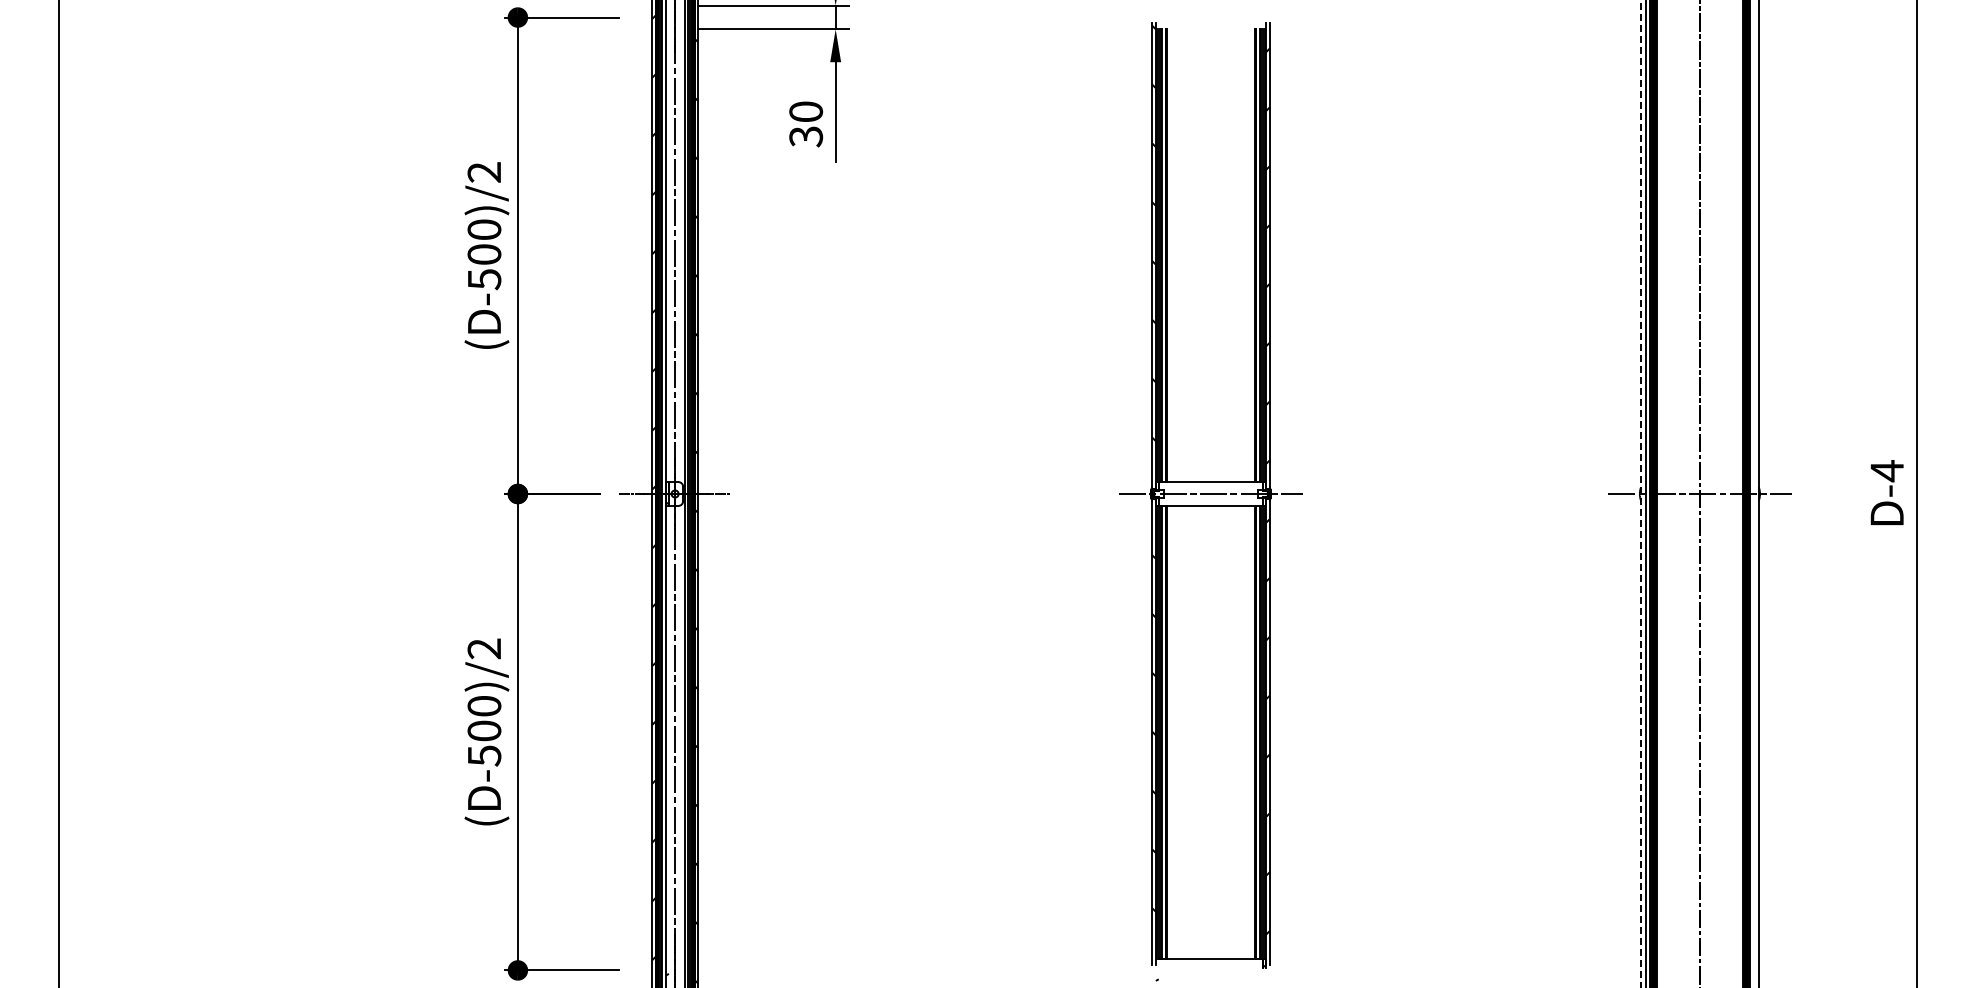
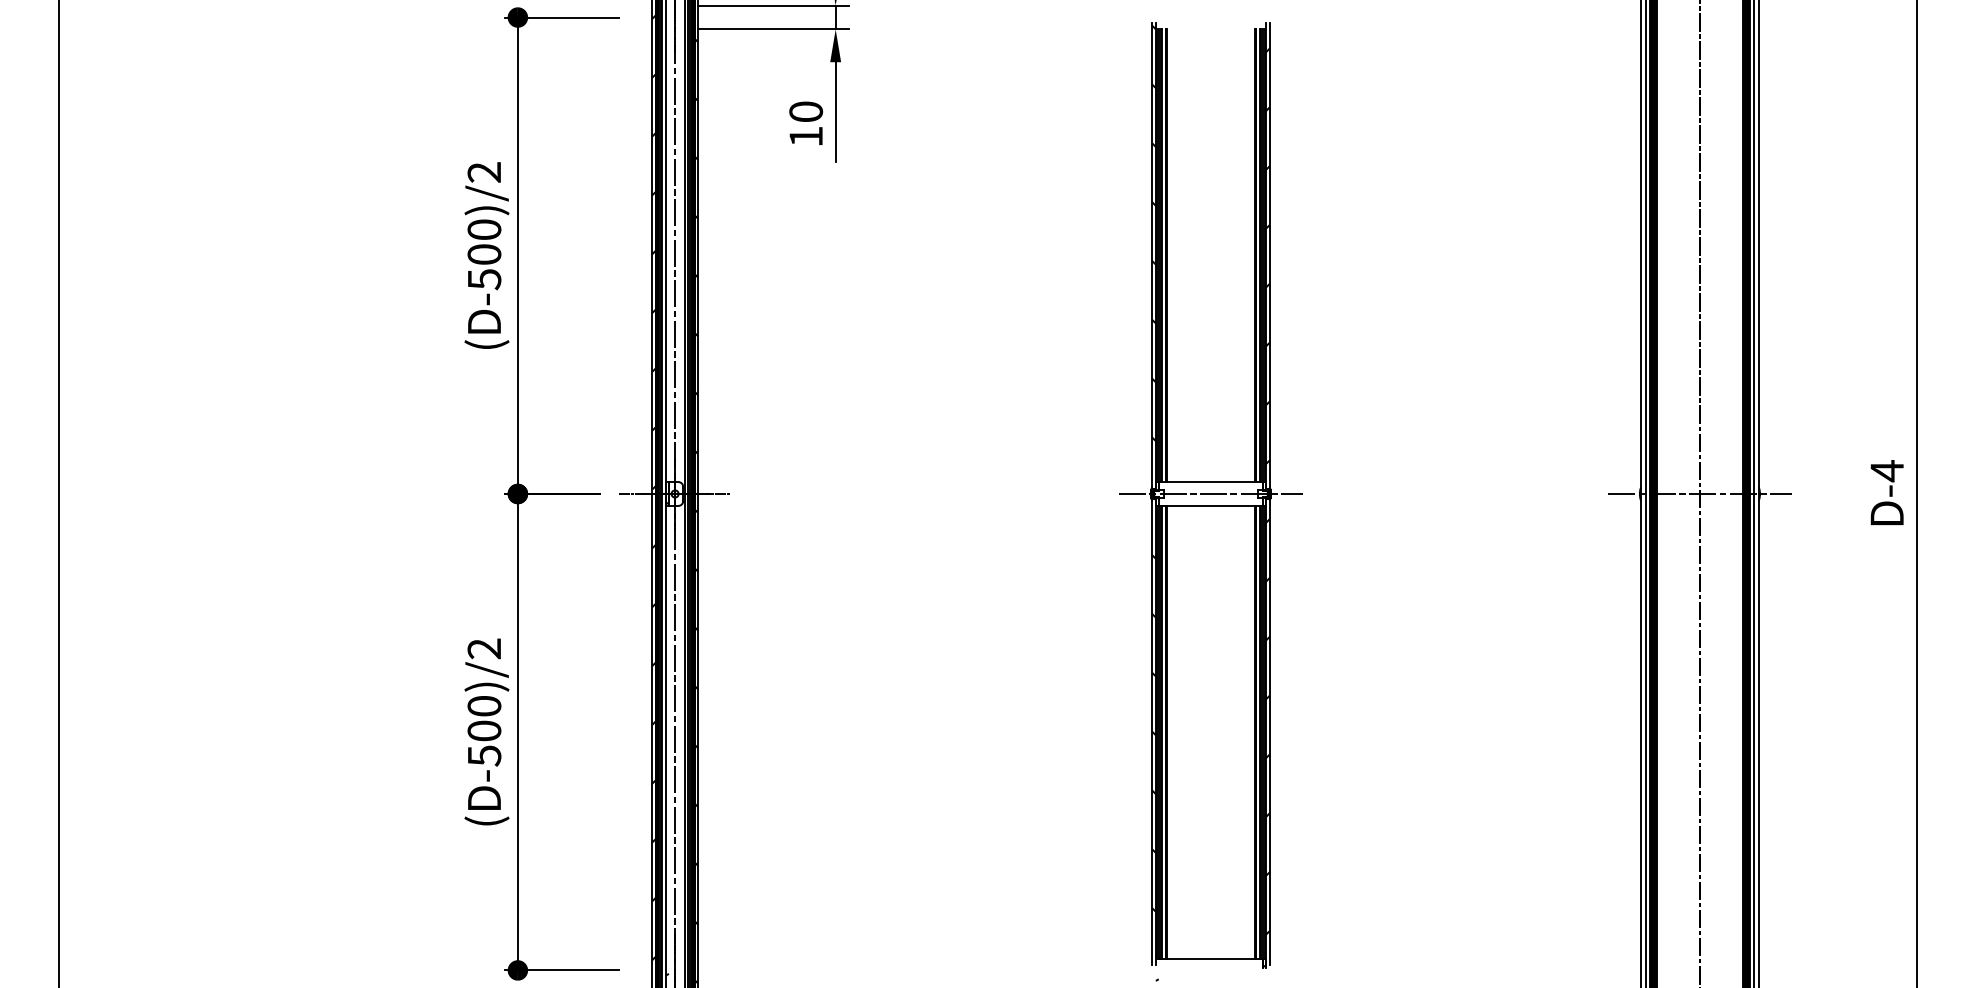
text: 30 -> 10 (806, 136)
line: dashed -> solid (1641, 493)
line: none -> present (1753, 493)
